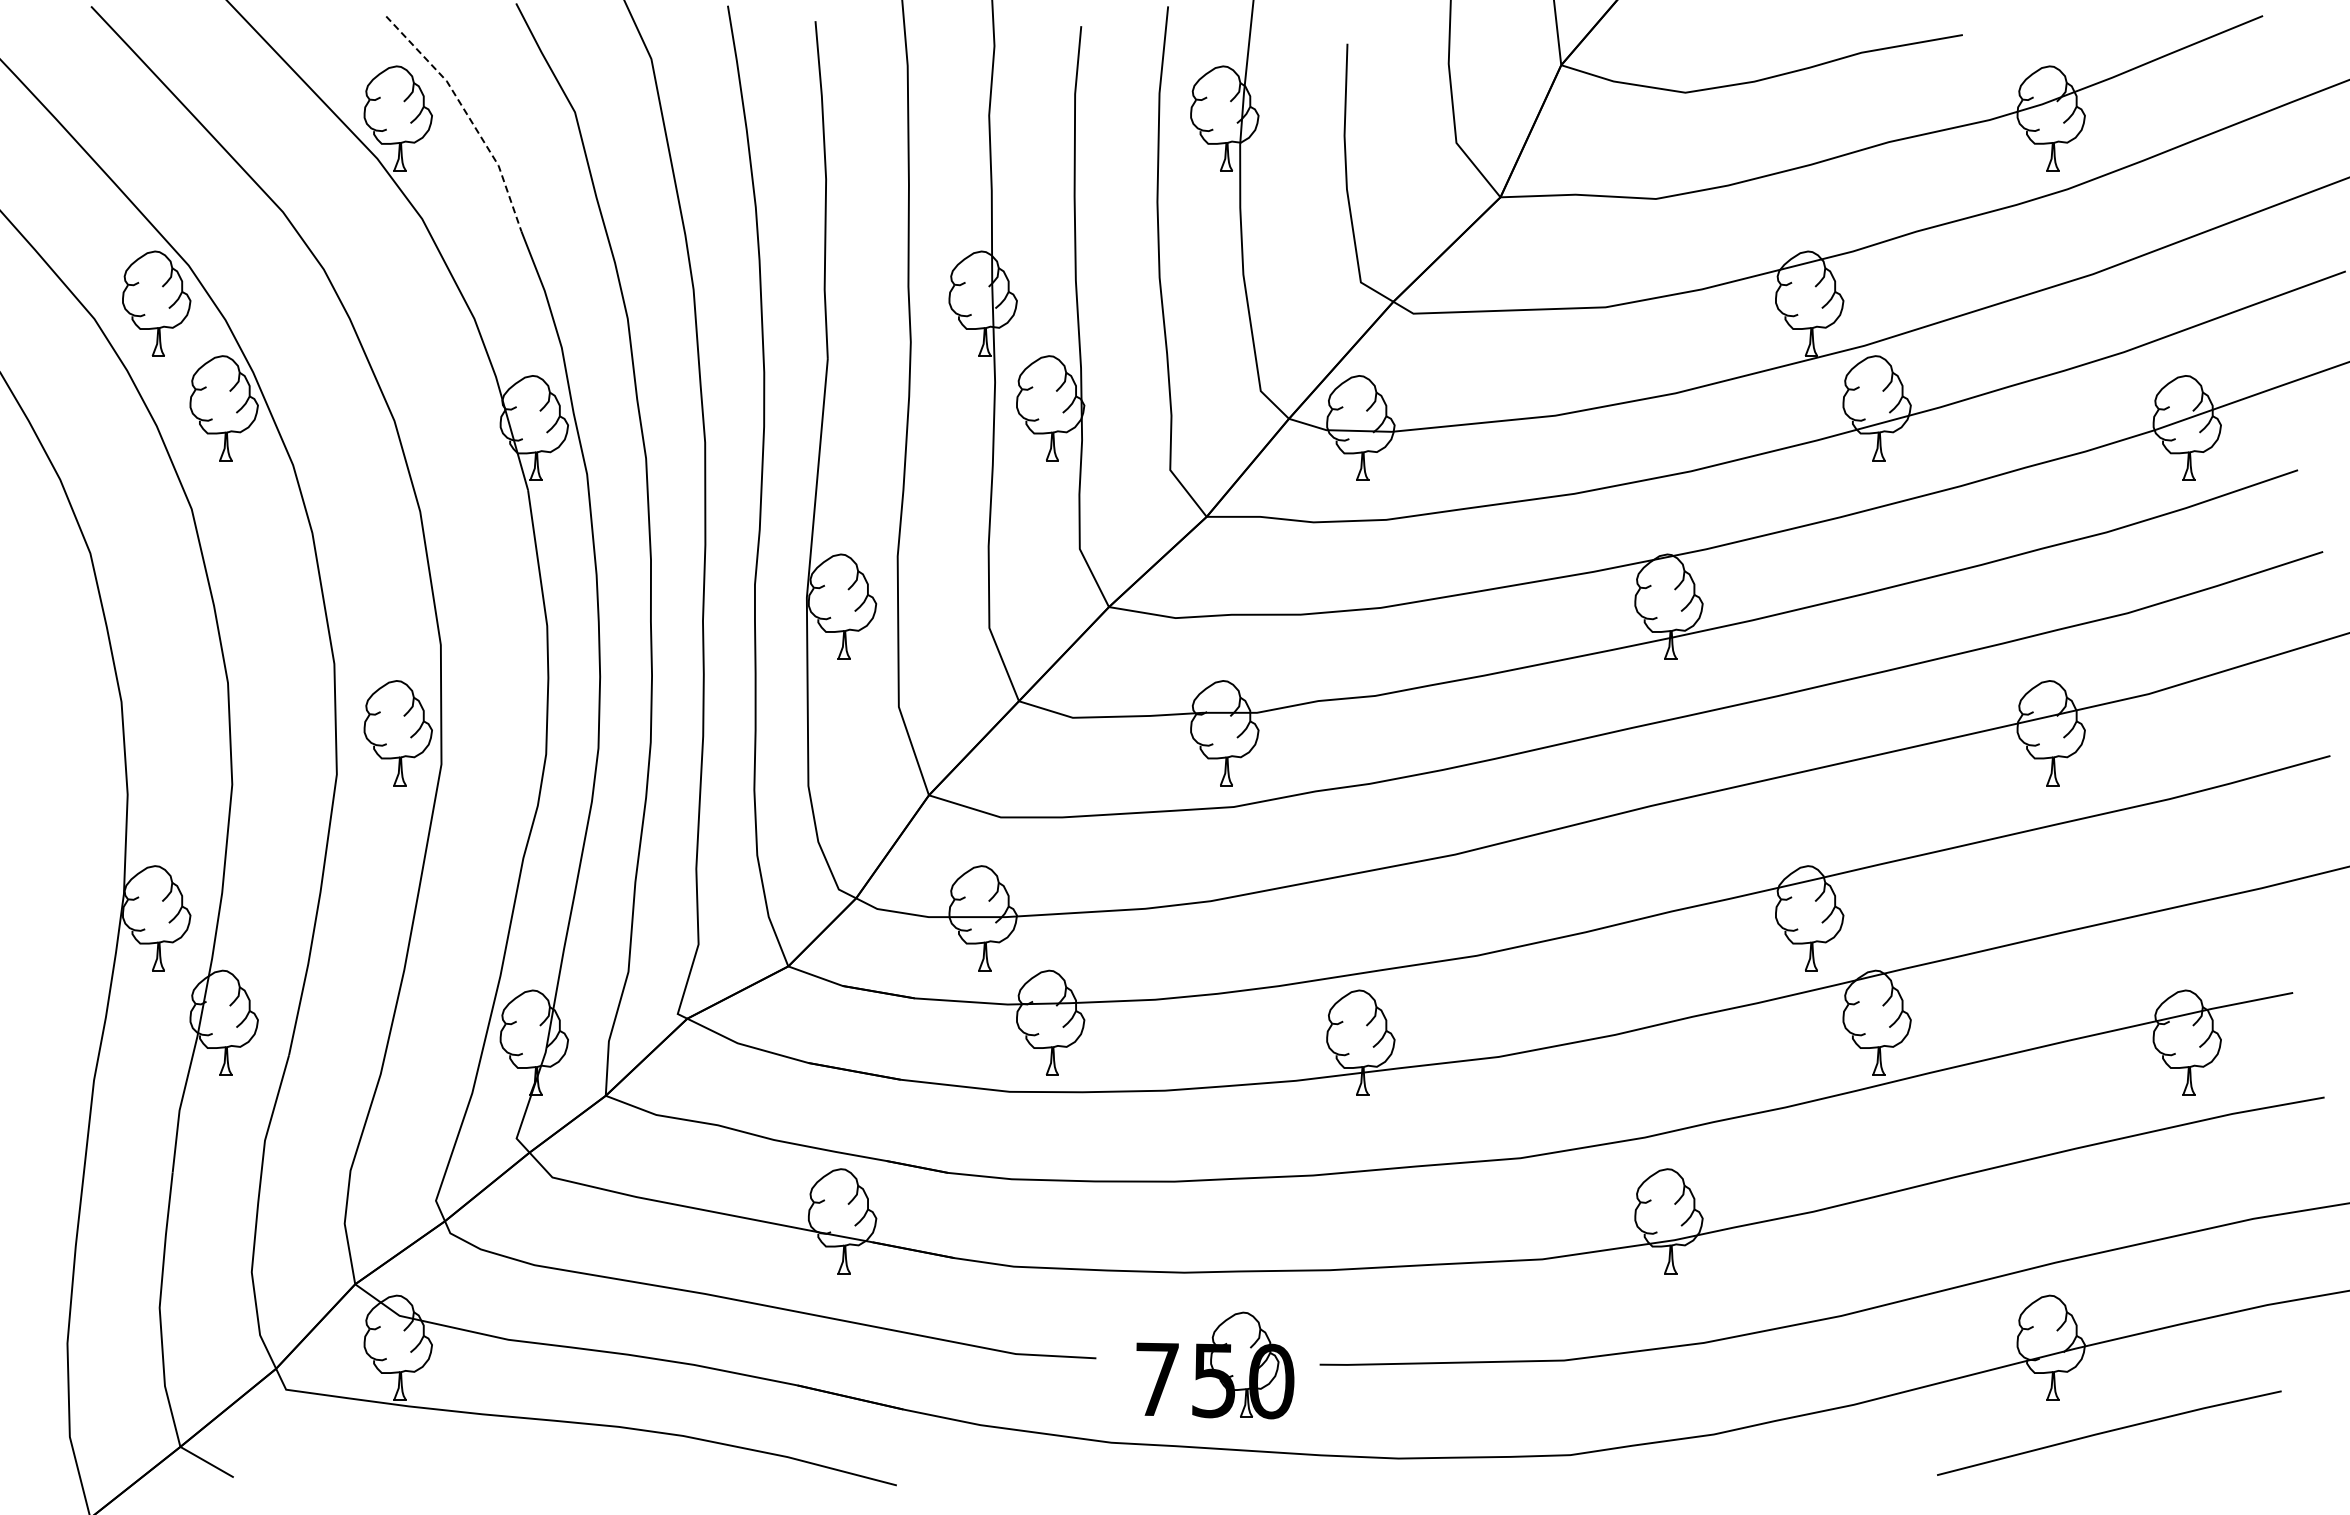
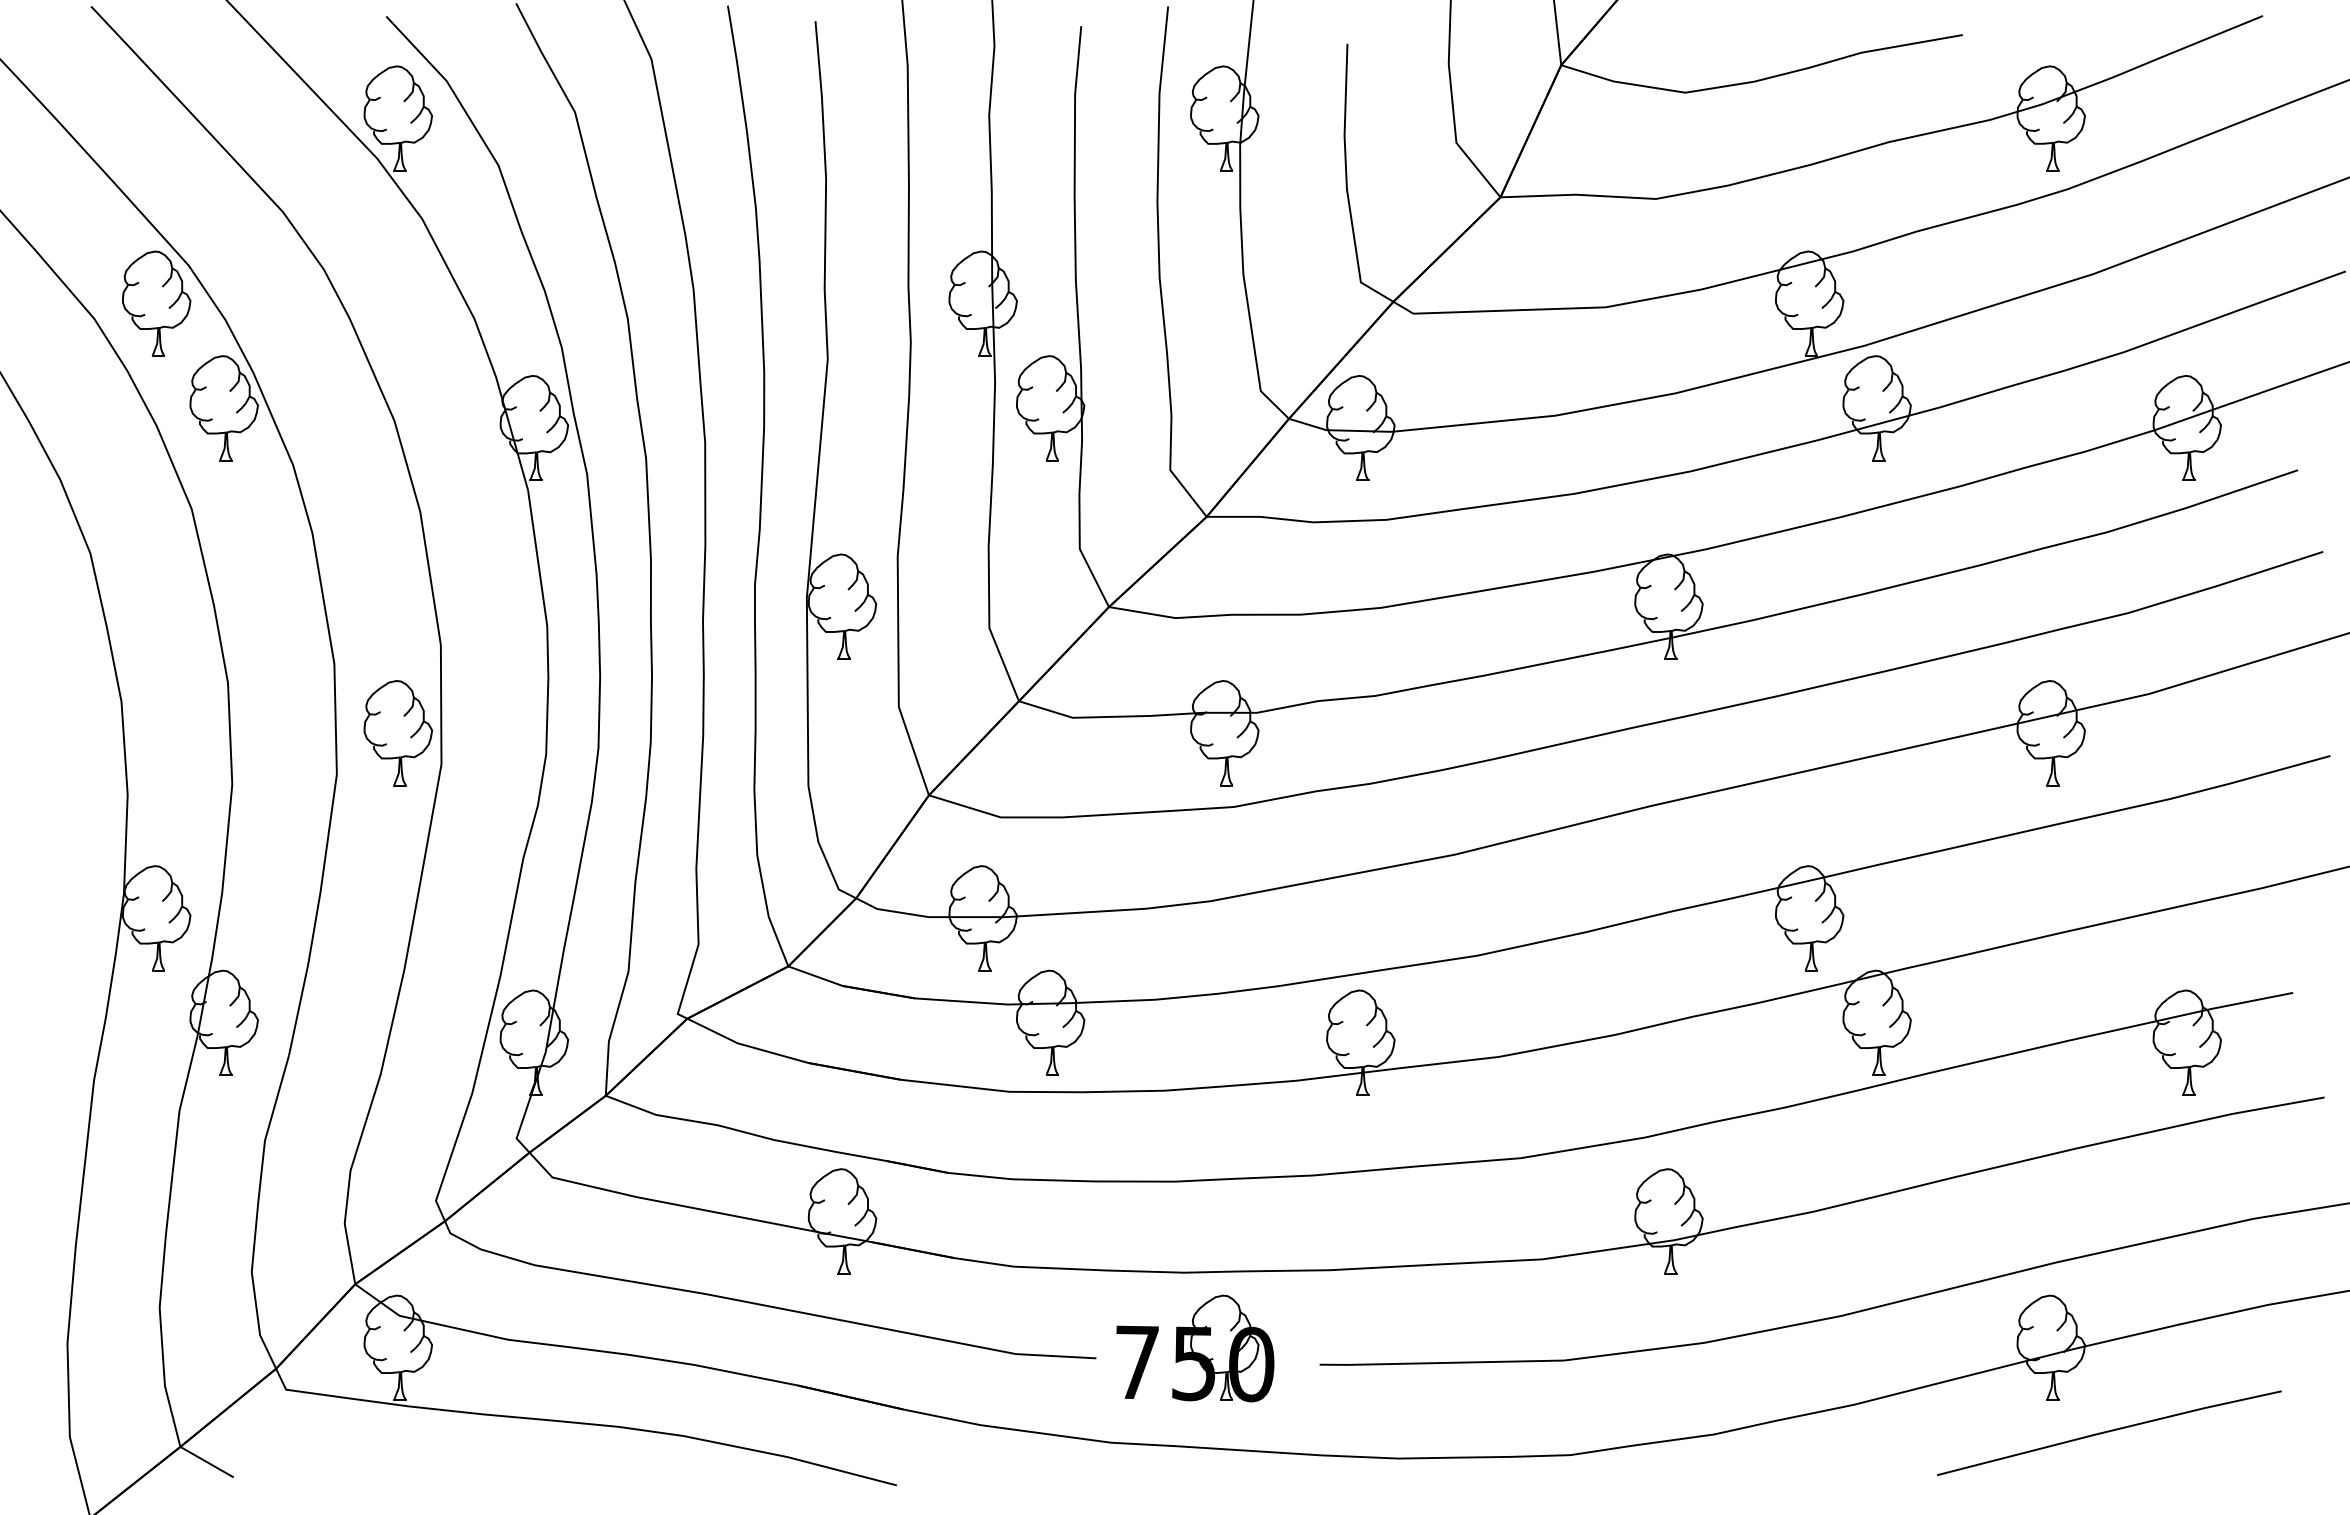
line: dashed -> solid (467, 115)
part position: (1215, 1365) -> (1195, 1348) (1195, 1348)
